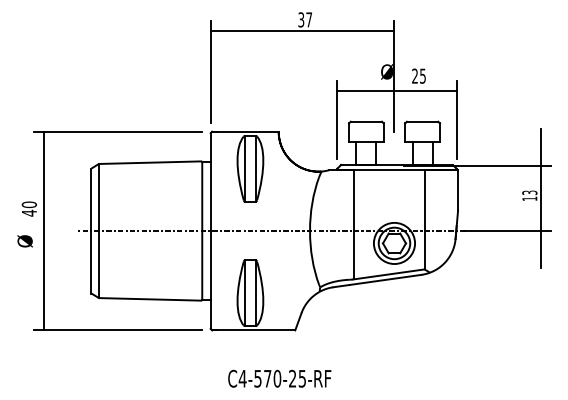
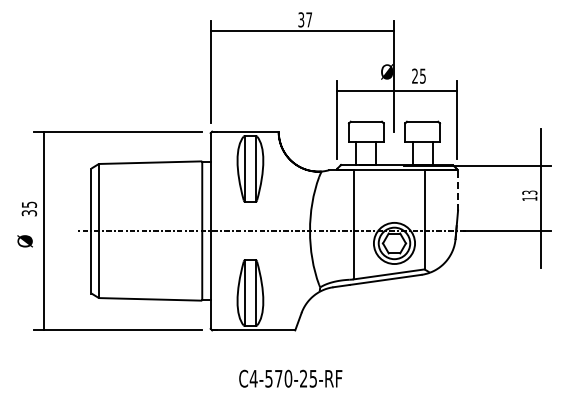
line: solid -> dashed (458, 189)
text: 40 -> 35 (29, 208)
text position: (279, 378) -> (290, 378) (290, 378)
